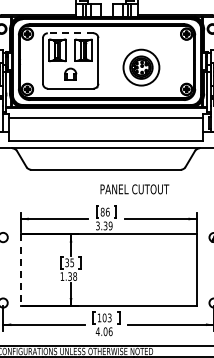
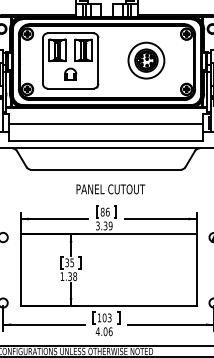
line: dashed -> solid (70, 33)
part position: (141, 67) -> (146, 60) (146, 60)
line position: (105, 117) -> (105, 123) (105, 123)
text position: (134, 189) -> (110, 189) (110, 189)
line: dashed -> solid (20, 270)
